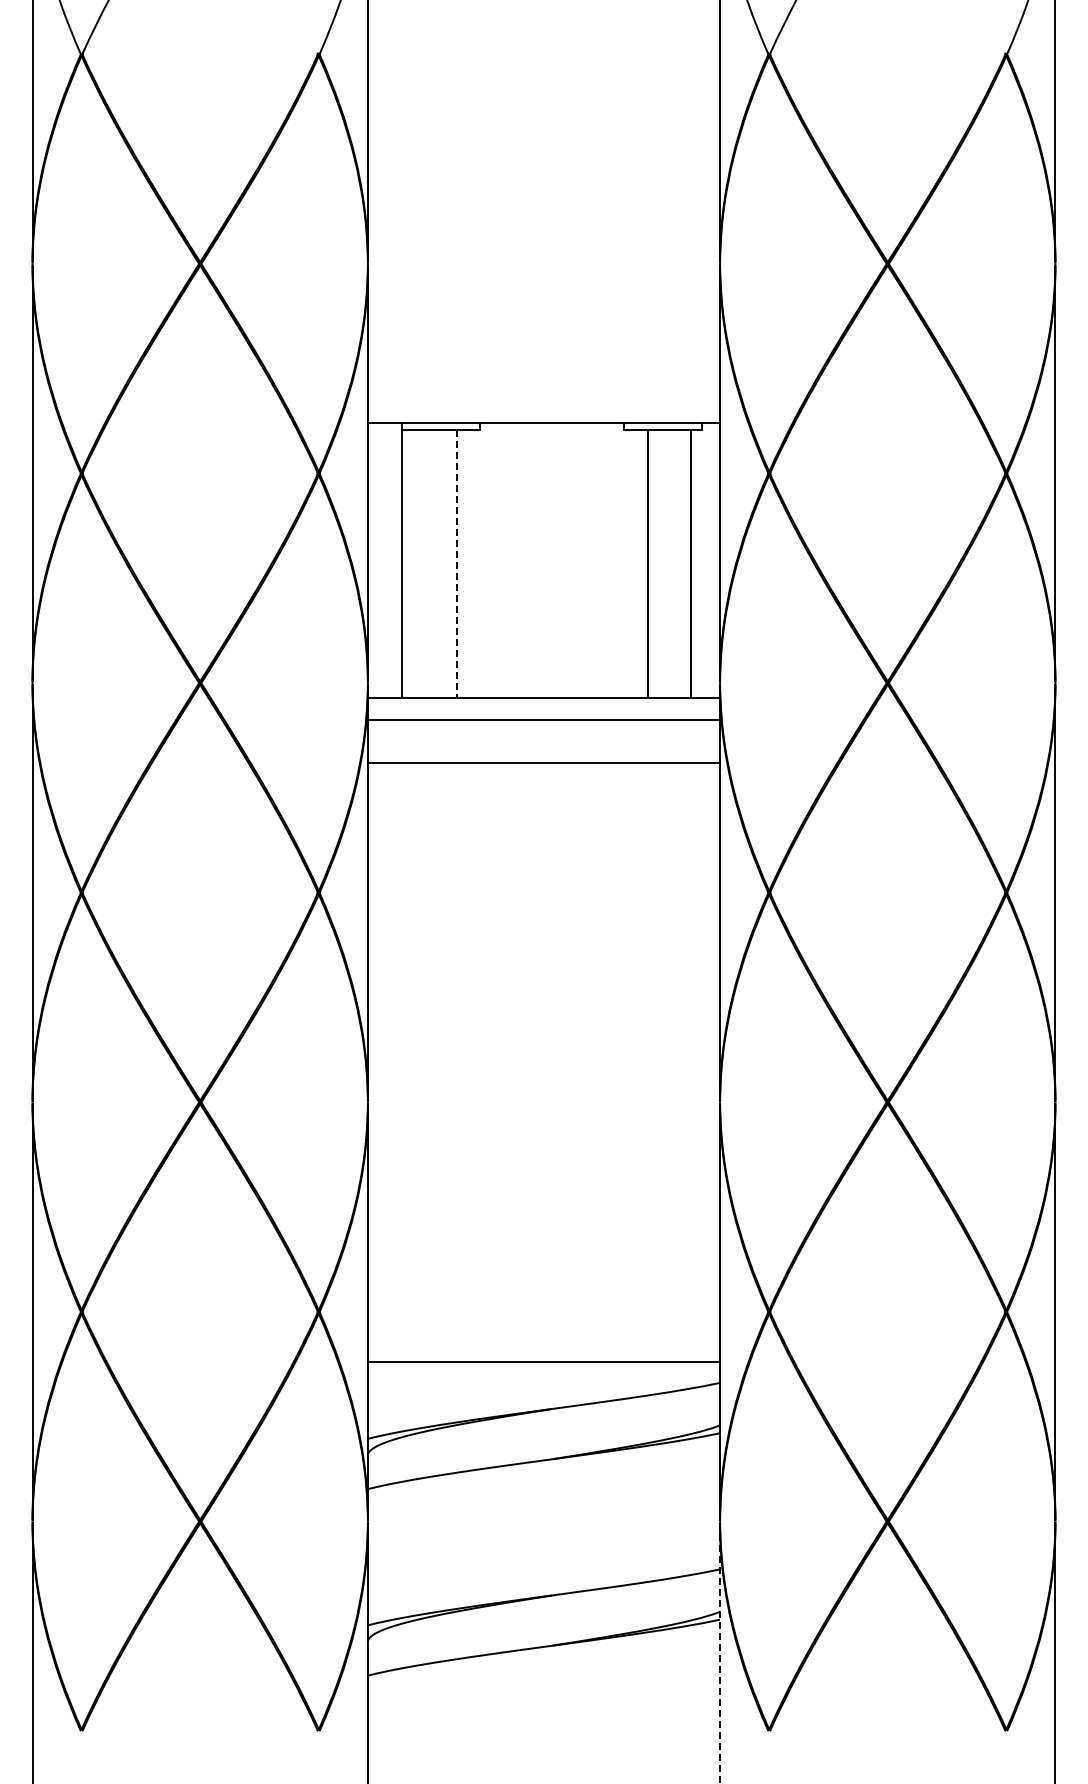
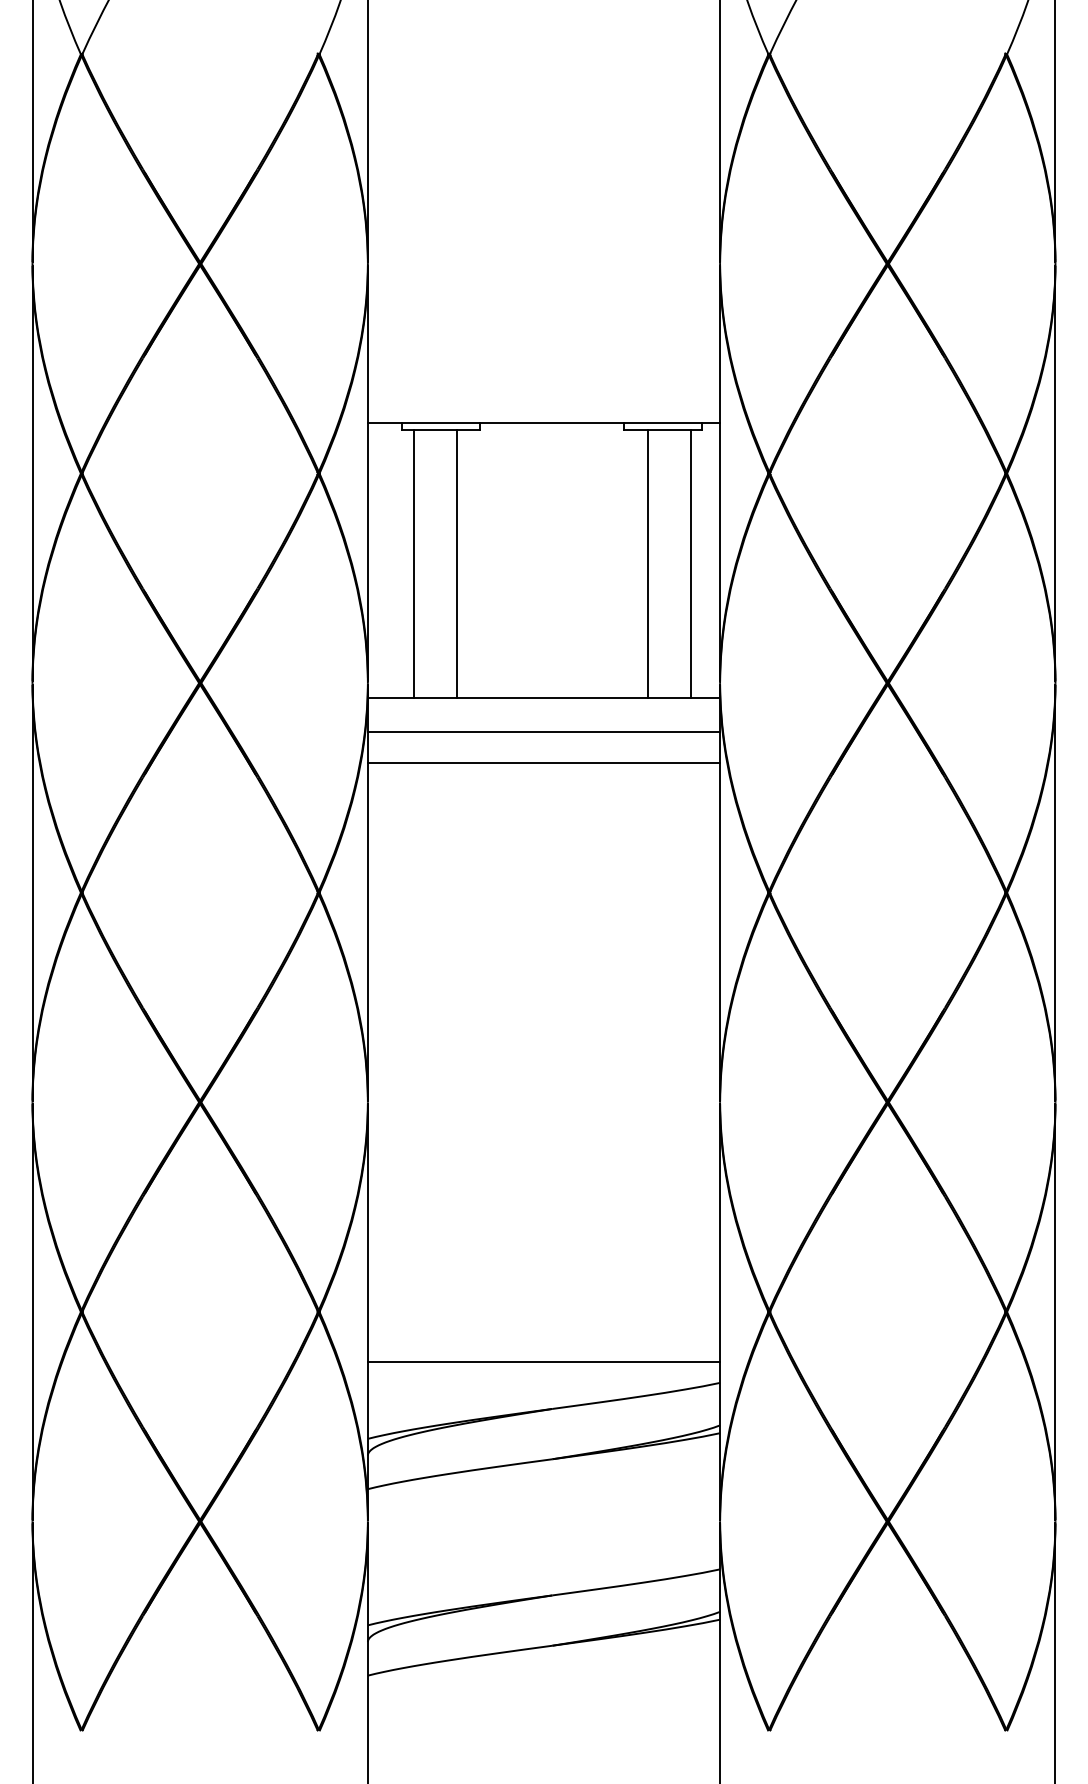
line position: (402, 563) -> (414, 563) (414, 563)
line: dashed -> solid (457, 564)
line position: (543, 719) -> (543, 731) (543, 731)
line: dashed -> solid (720, 1653)
